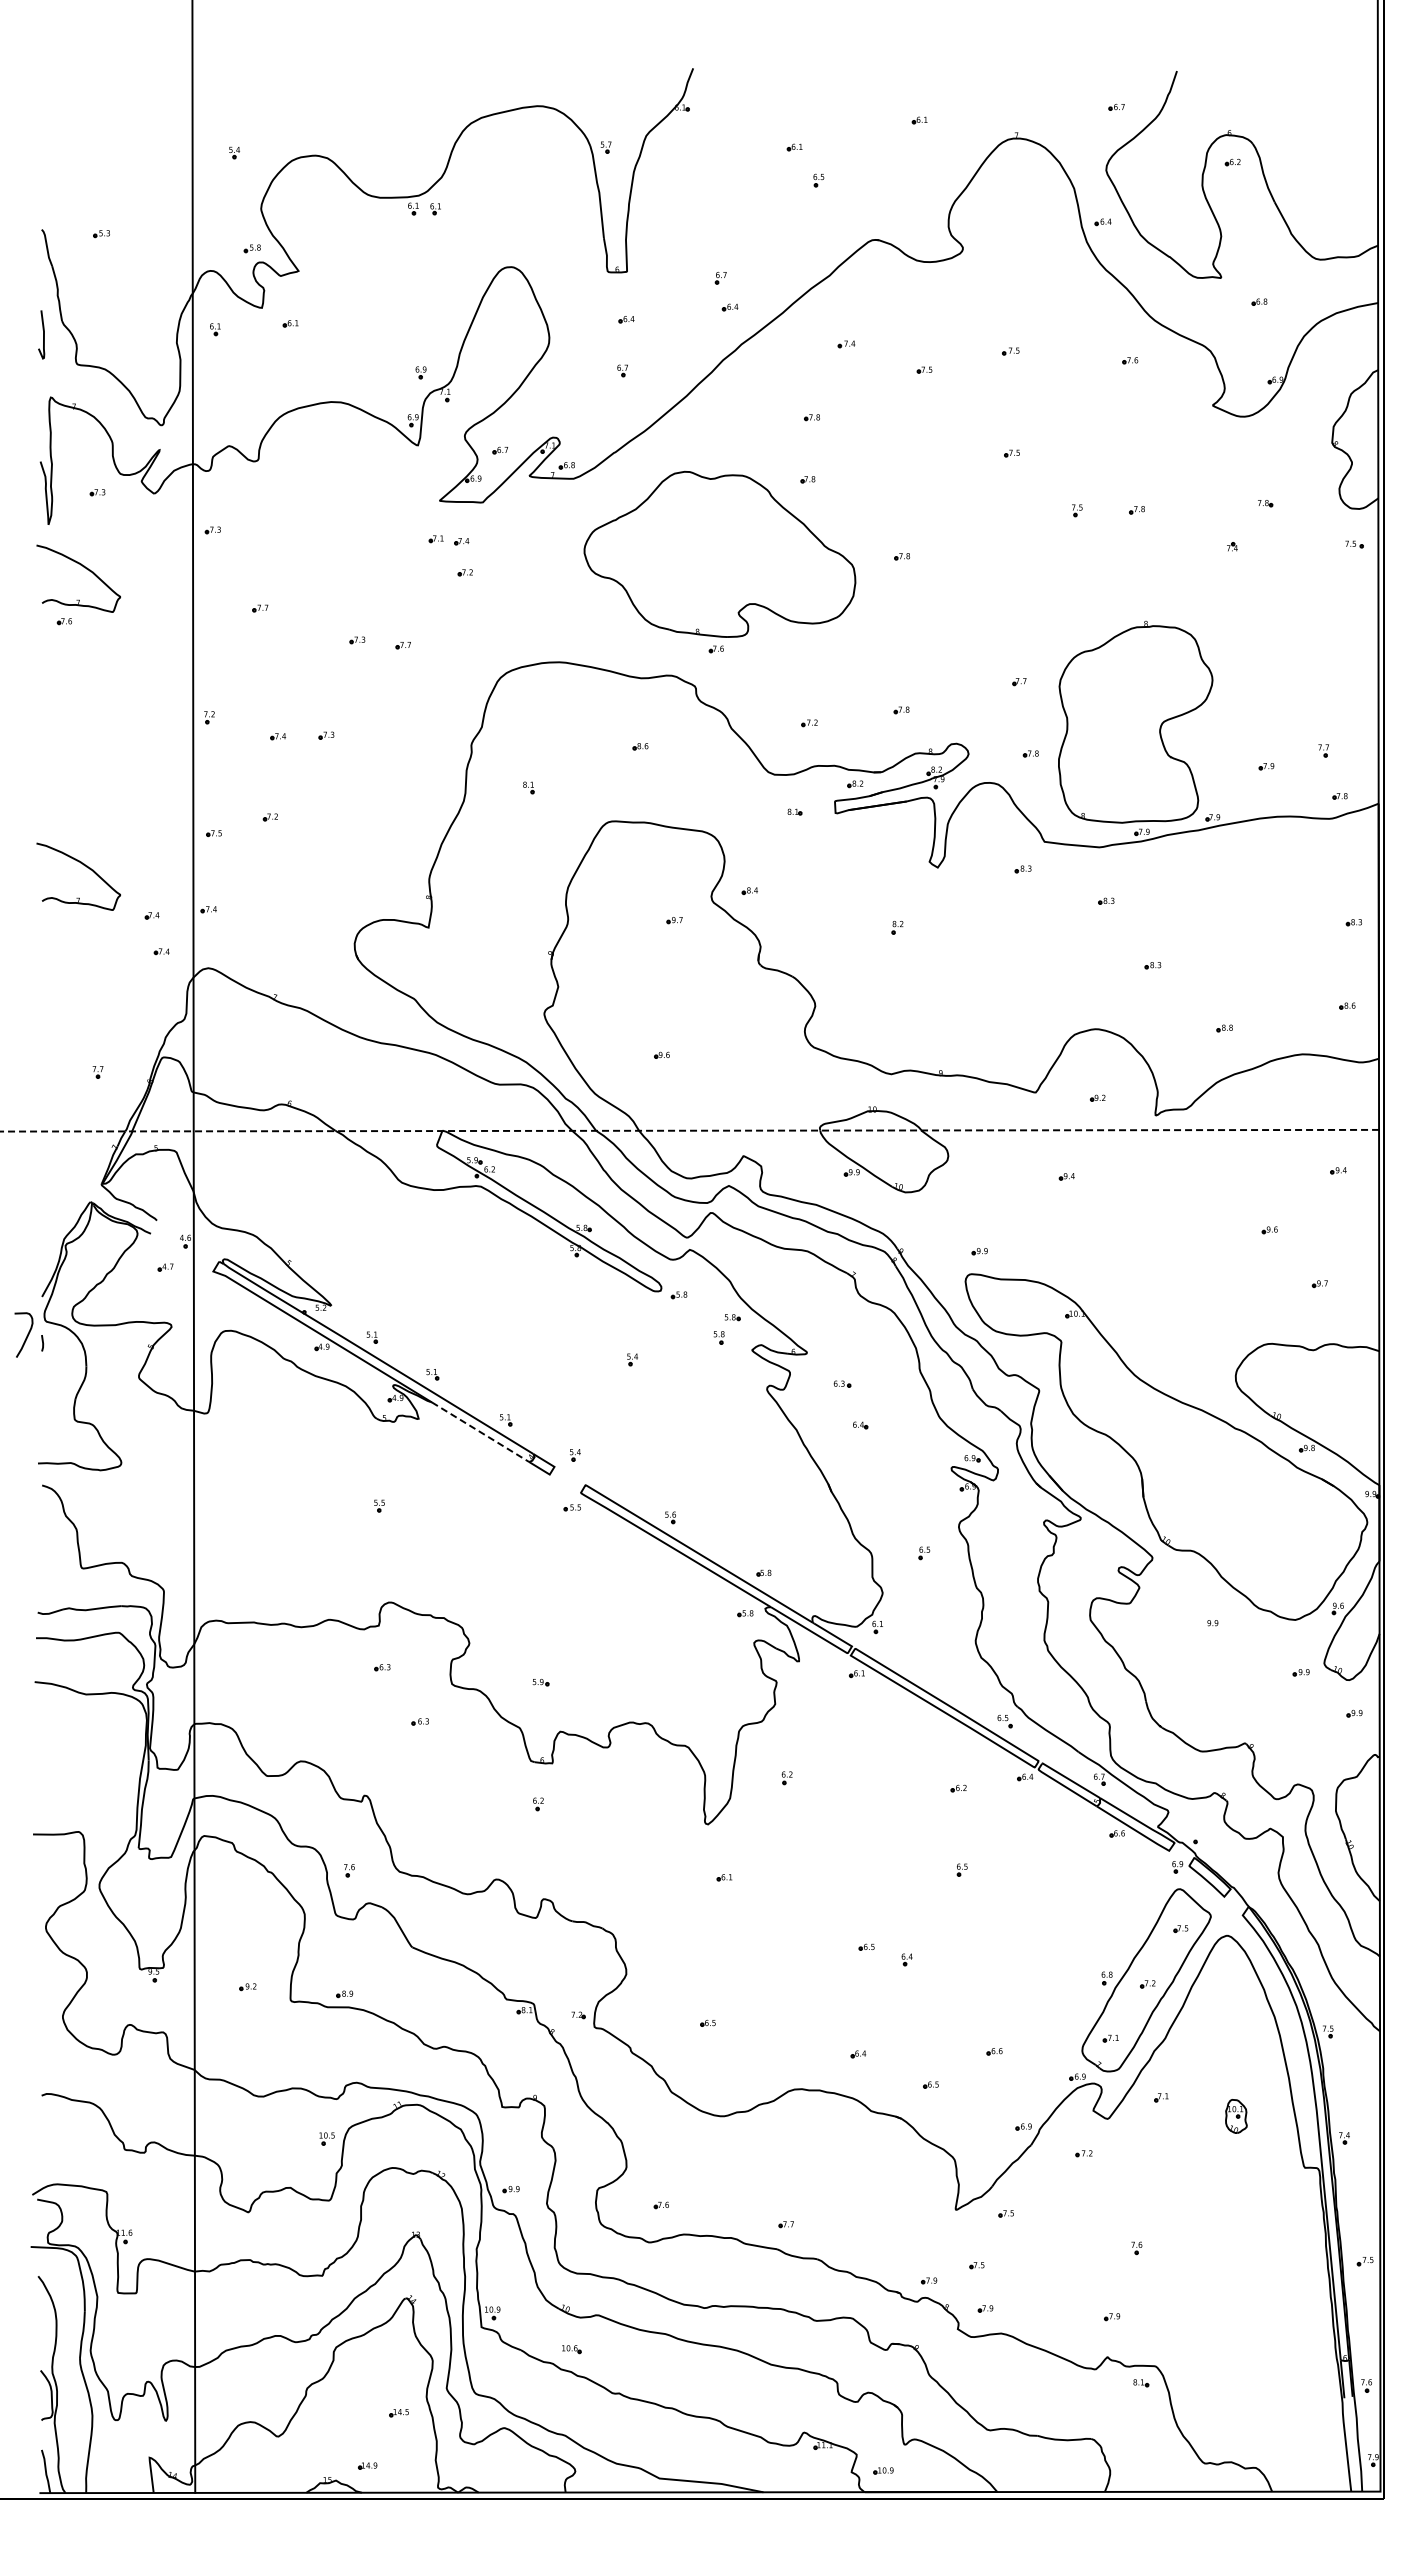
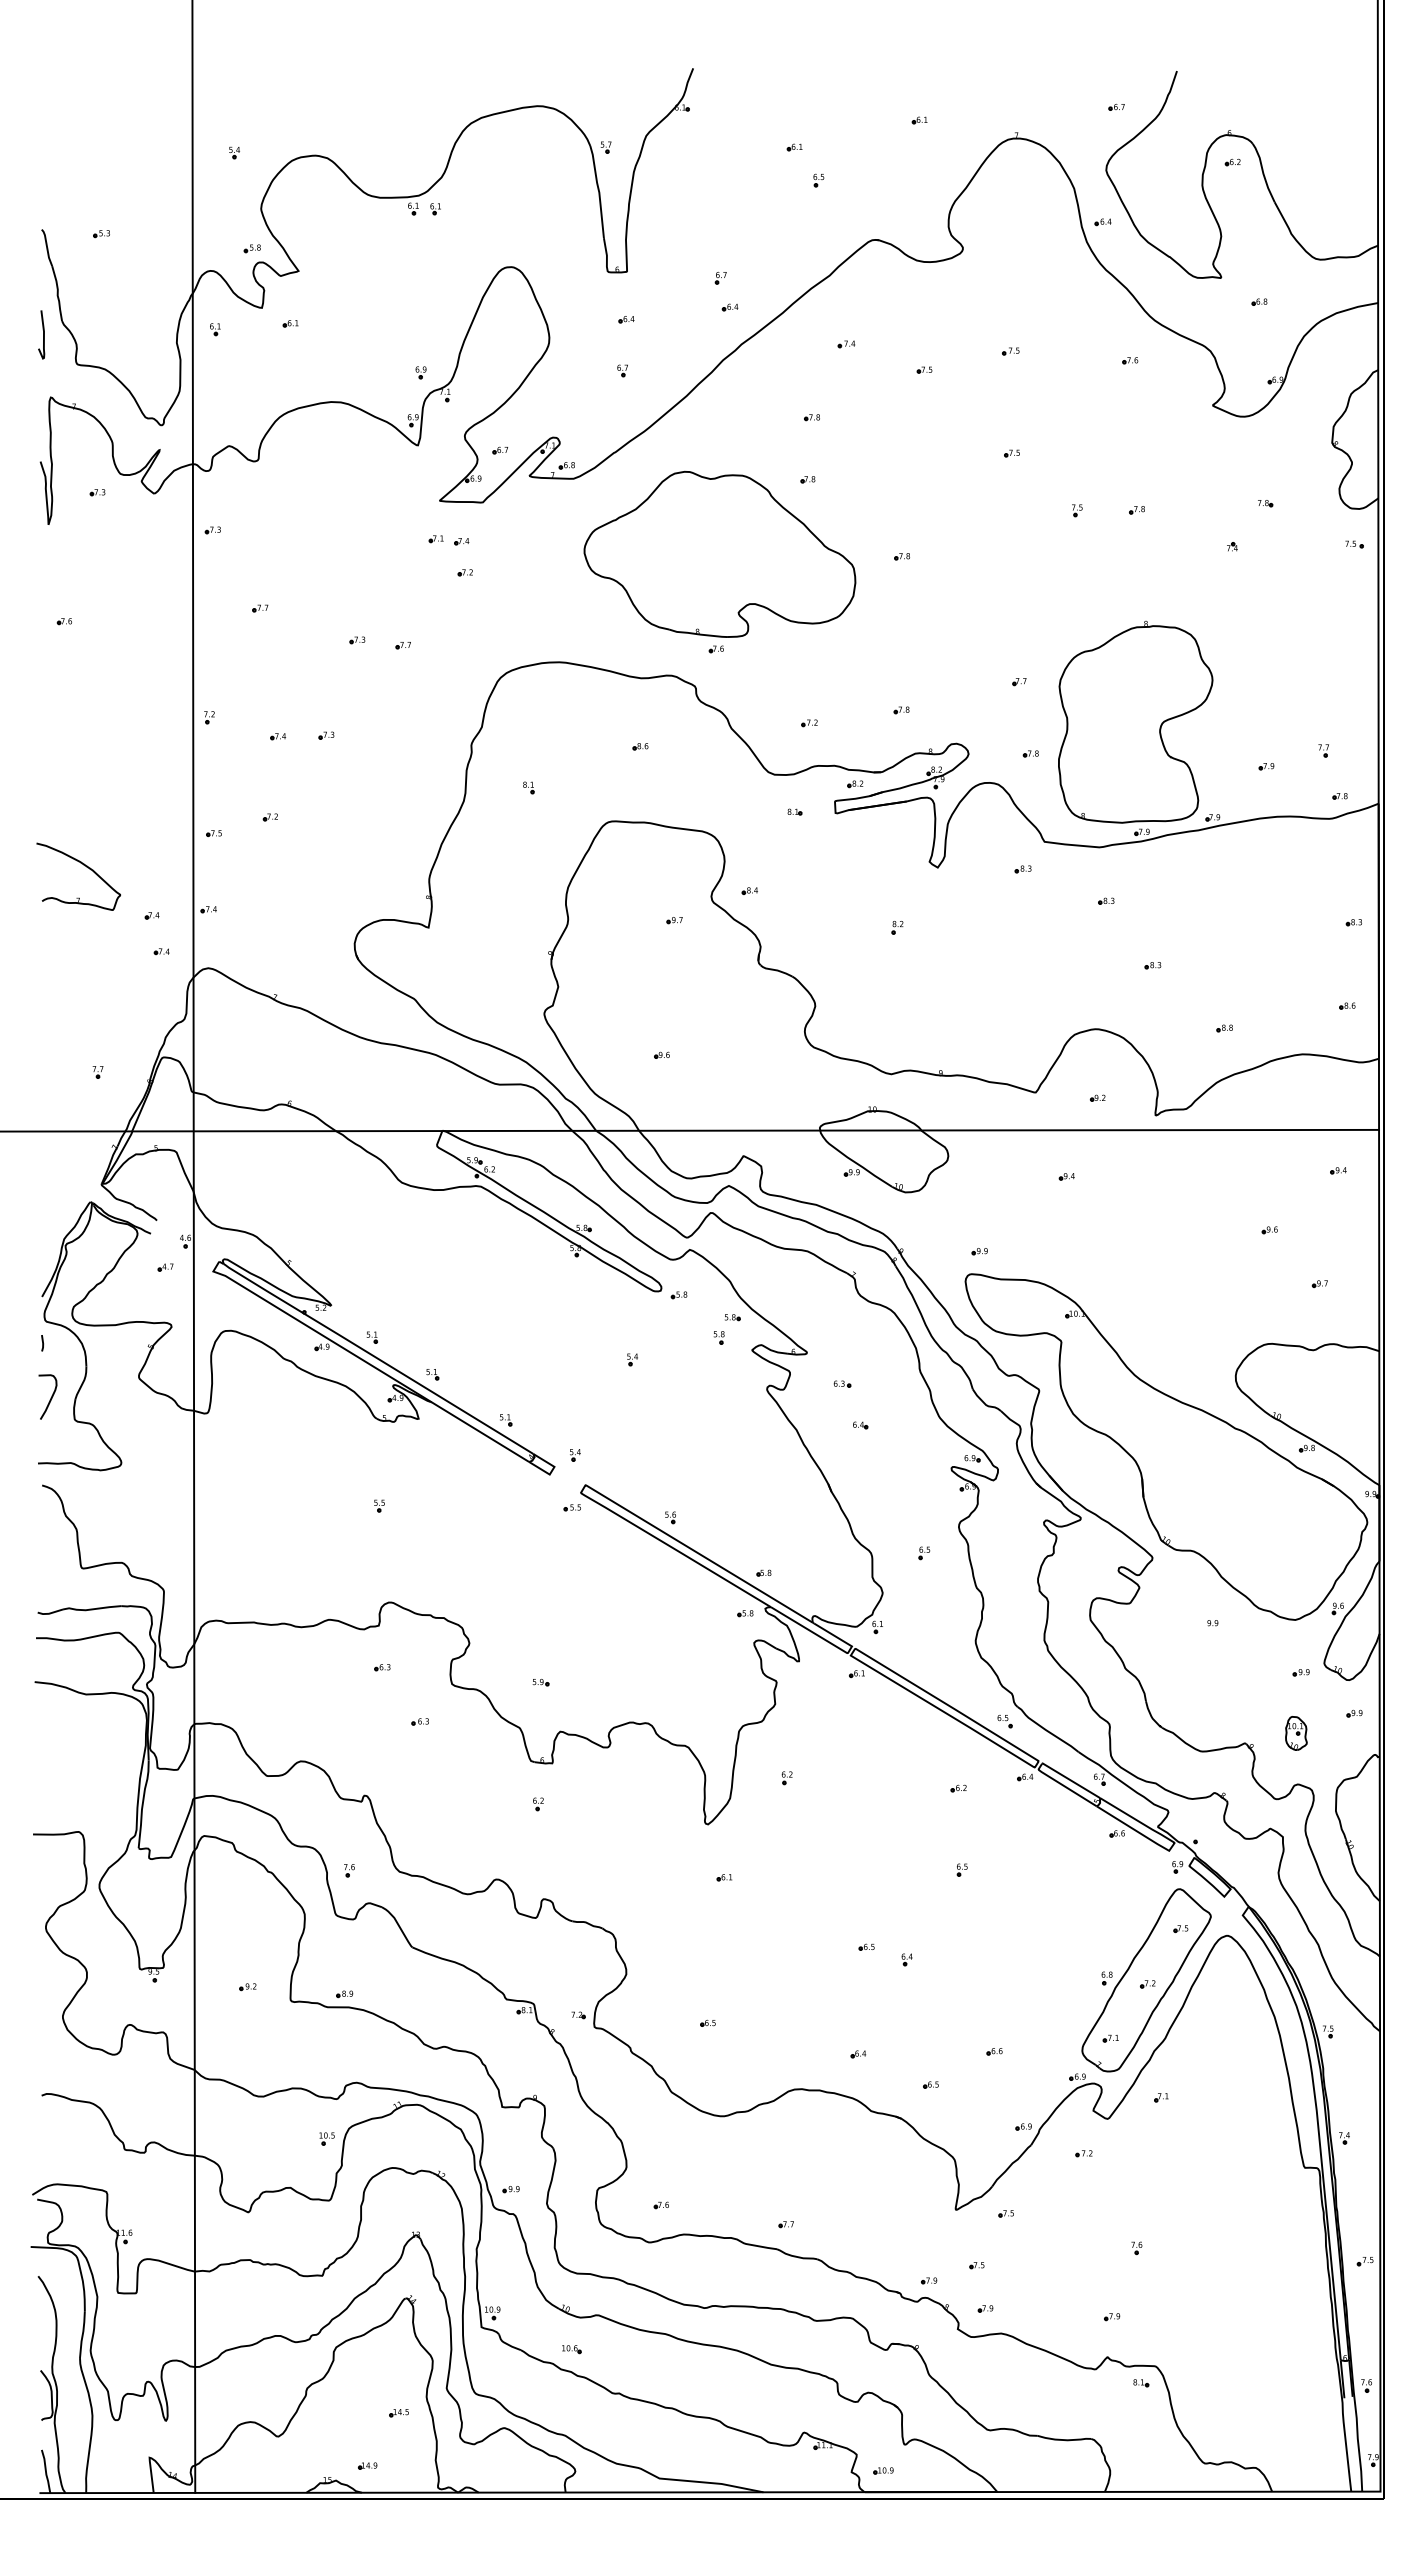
part: present -> none (86, 569)
line: dashed -> solid (689, 1130)
curve position: (26, 1335) -> (50, 1397) (50, 1397)
line: dashed -> solid (480, 1432)
part position: (1236, 2116) -> (1296, 1733) (1296, 1733)
